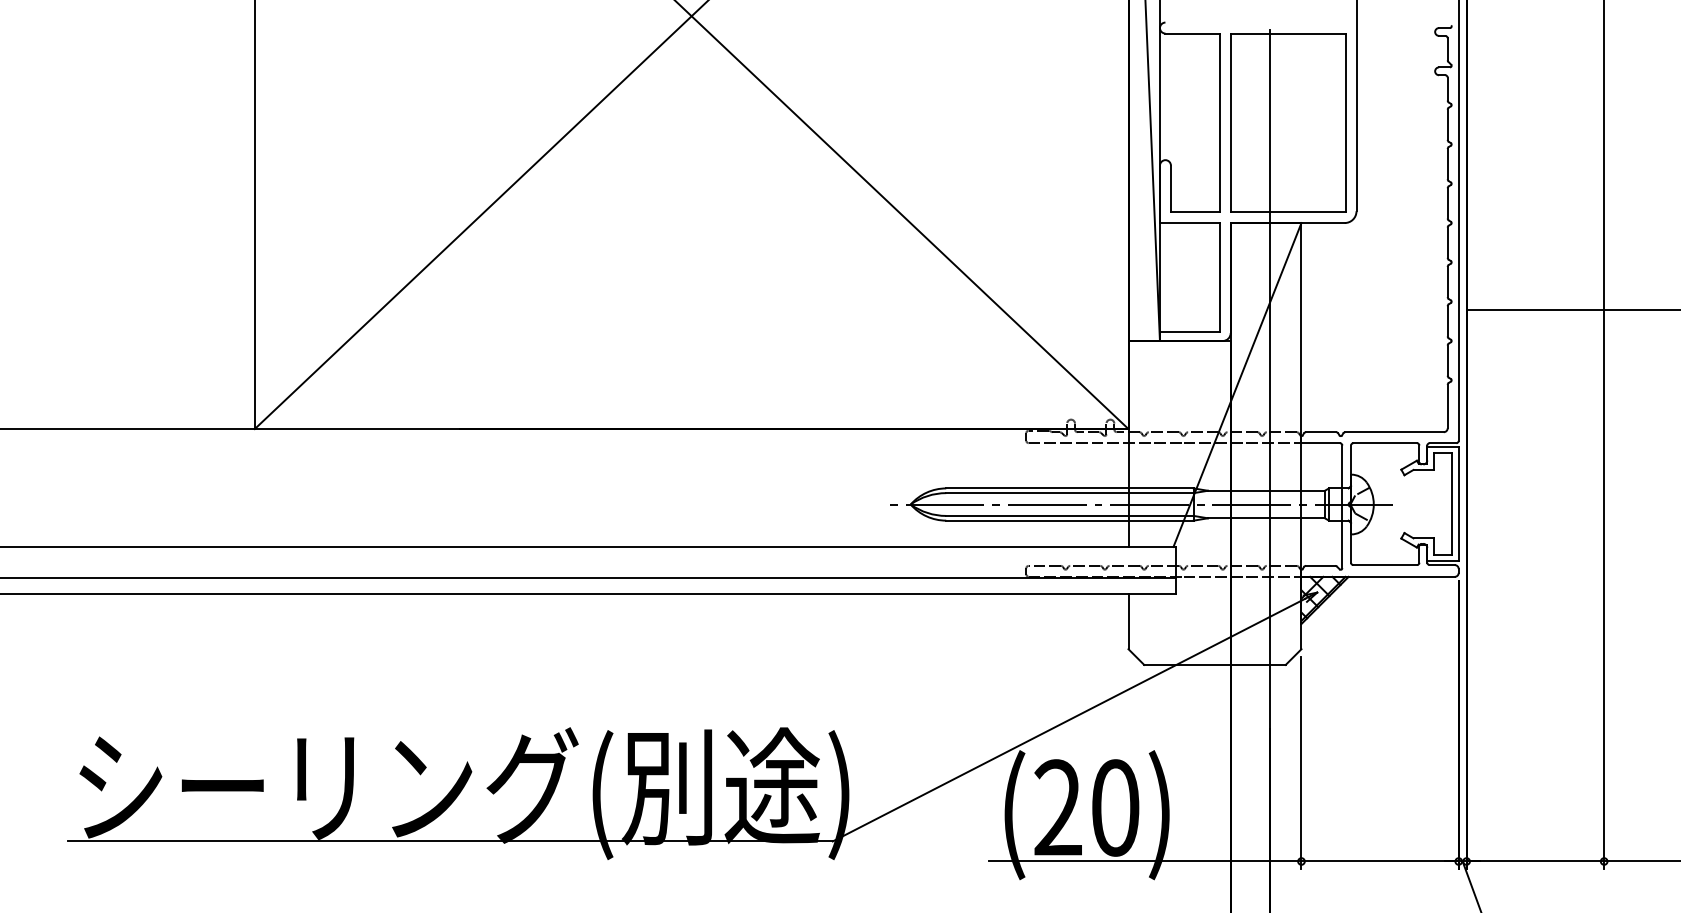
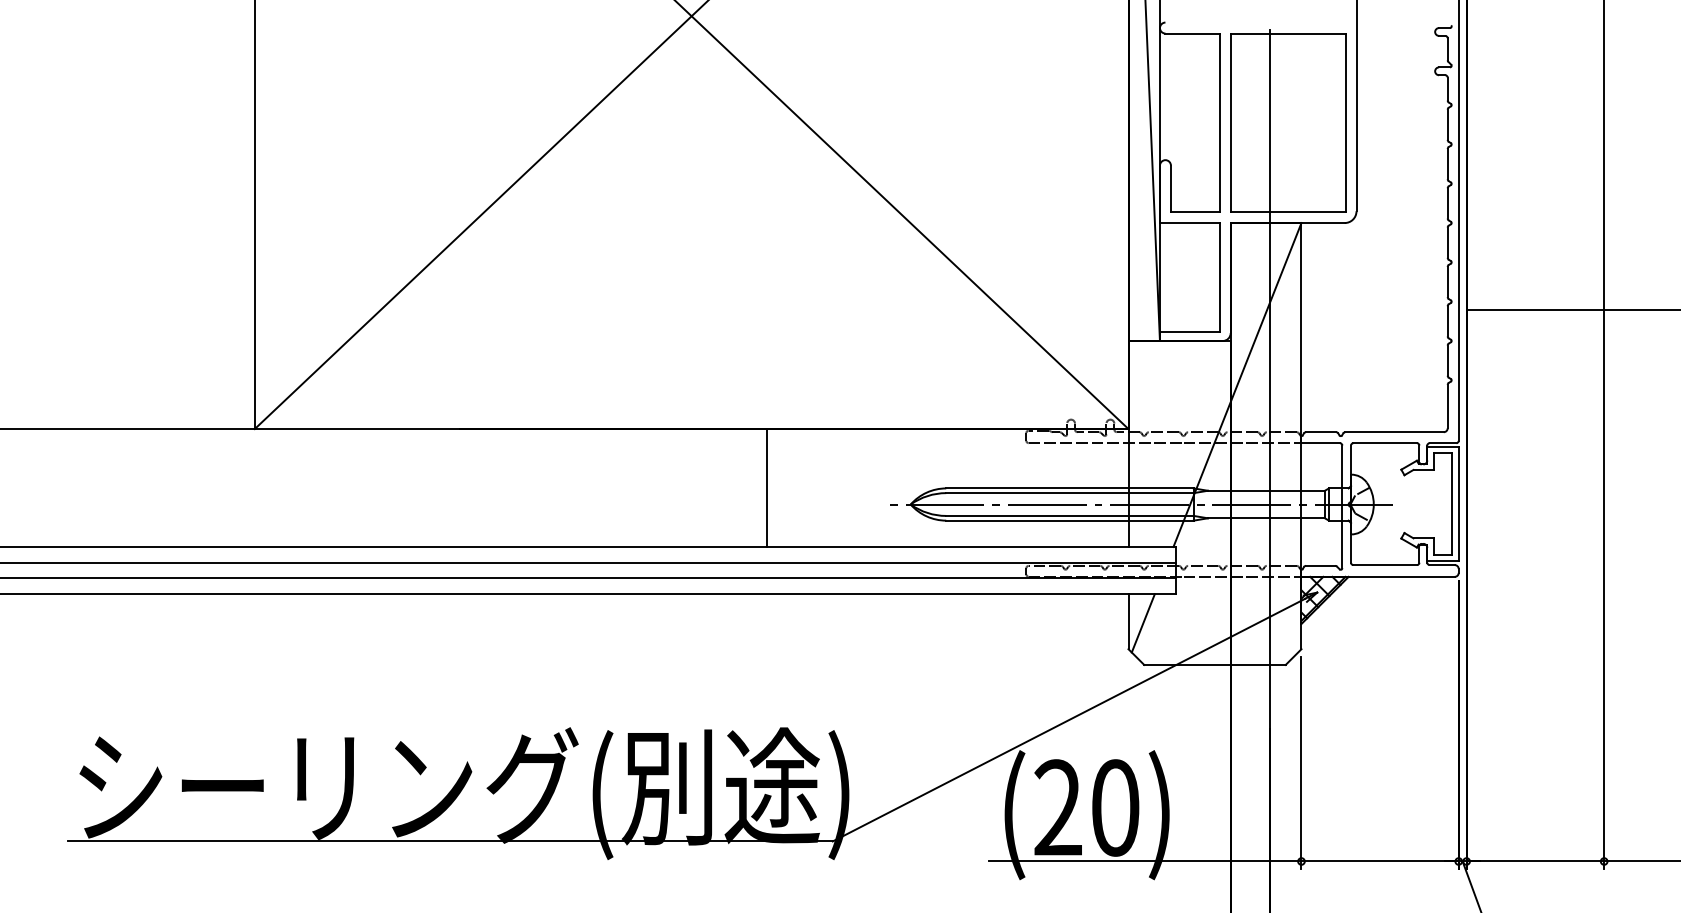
line: none -> present (766, 487)
line: none -> present (588, 562)
line: none -> present (1142, 623)
